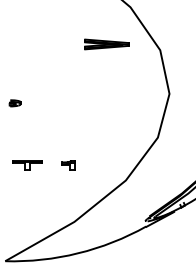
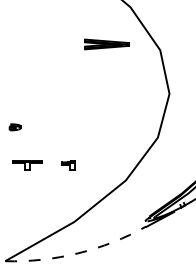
part position: (14, 103) -> (14, 127) (14, 127)
arc: solid -> dashed (78, 253)
